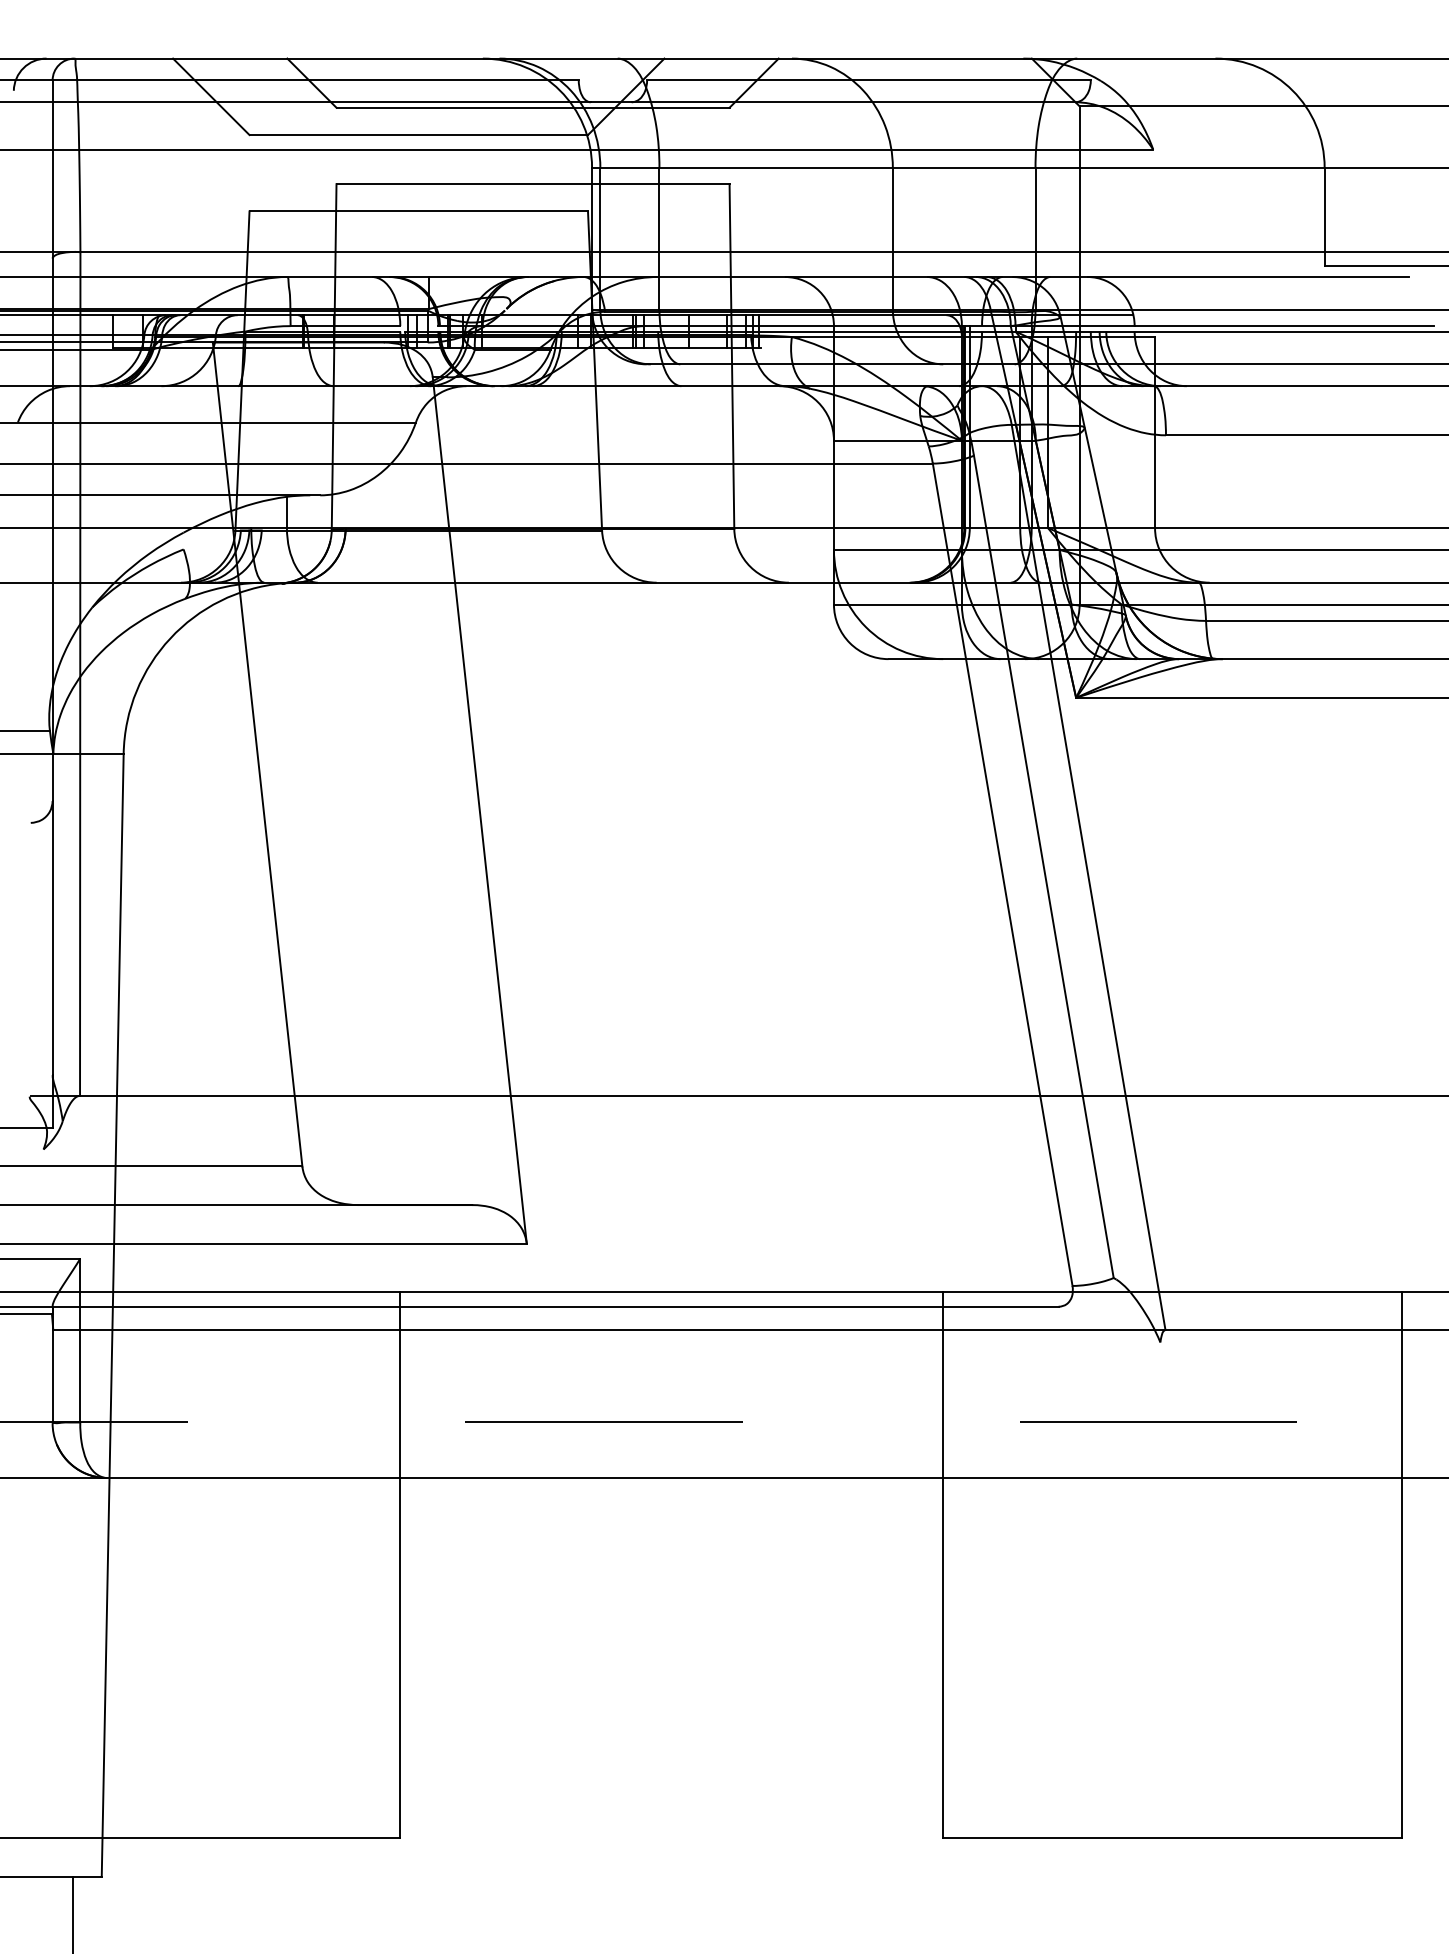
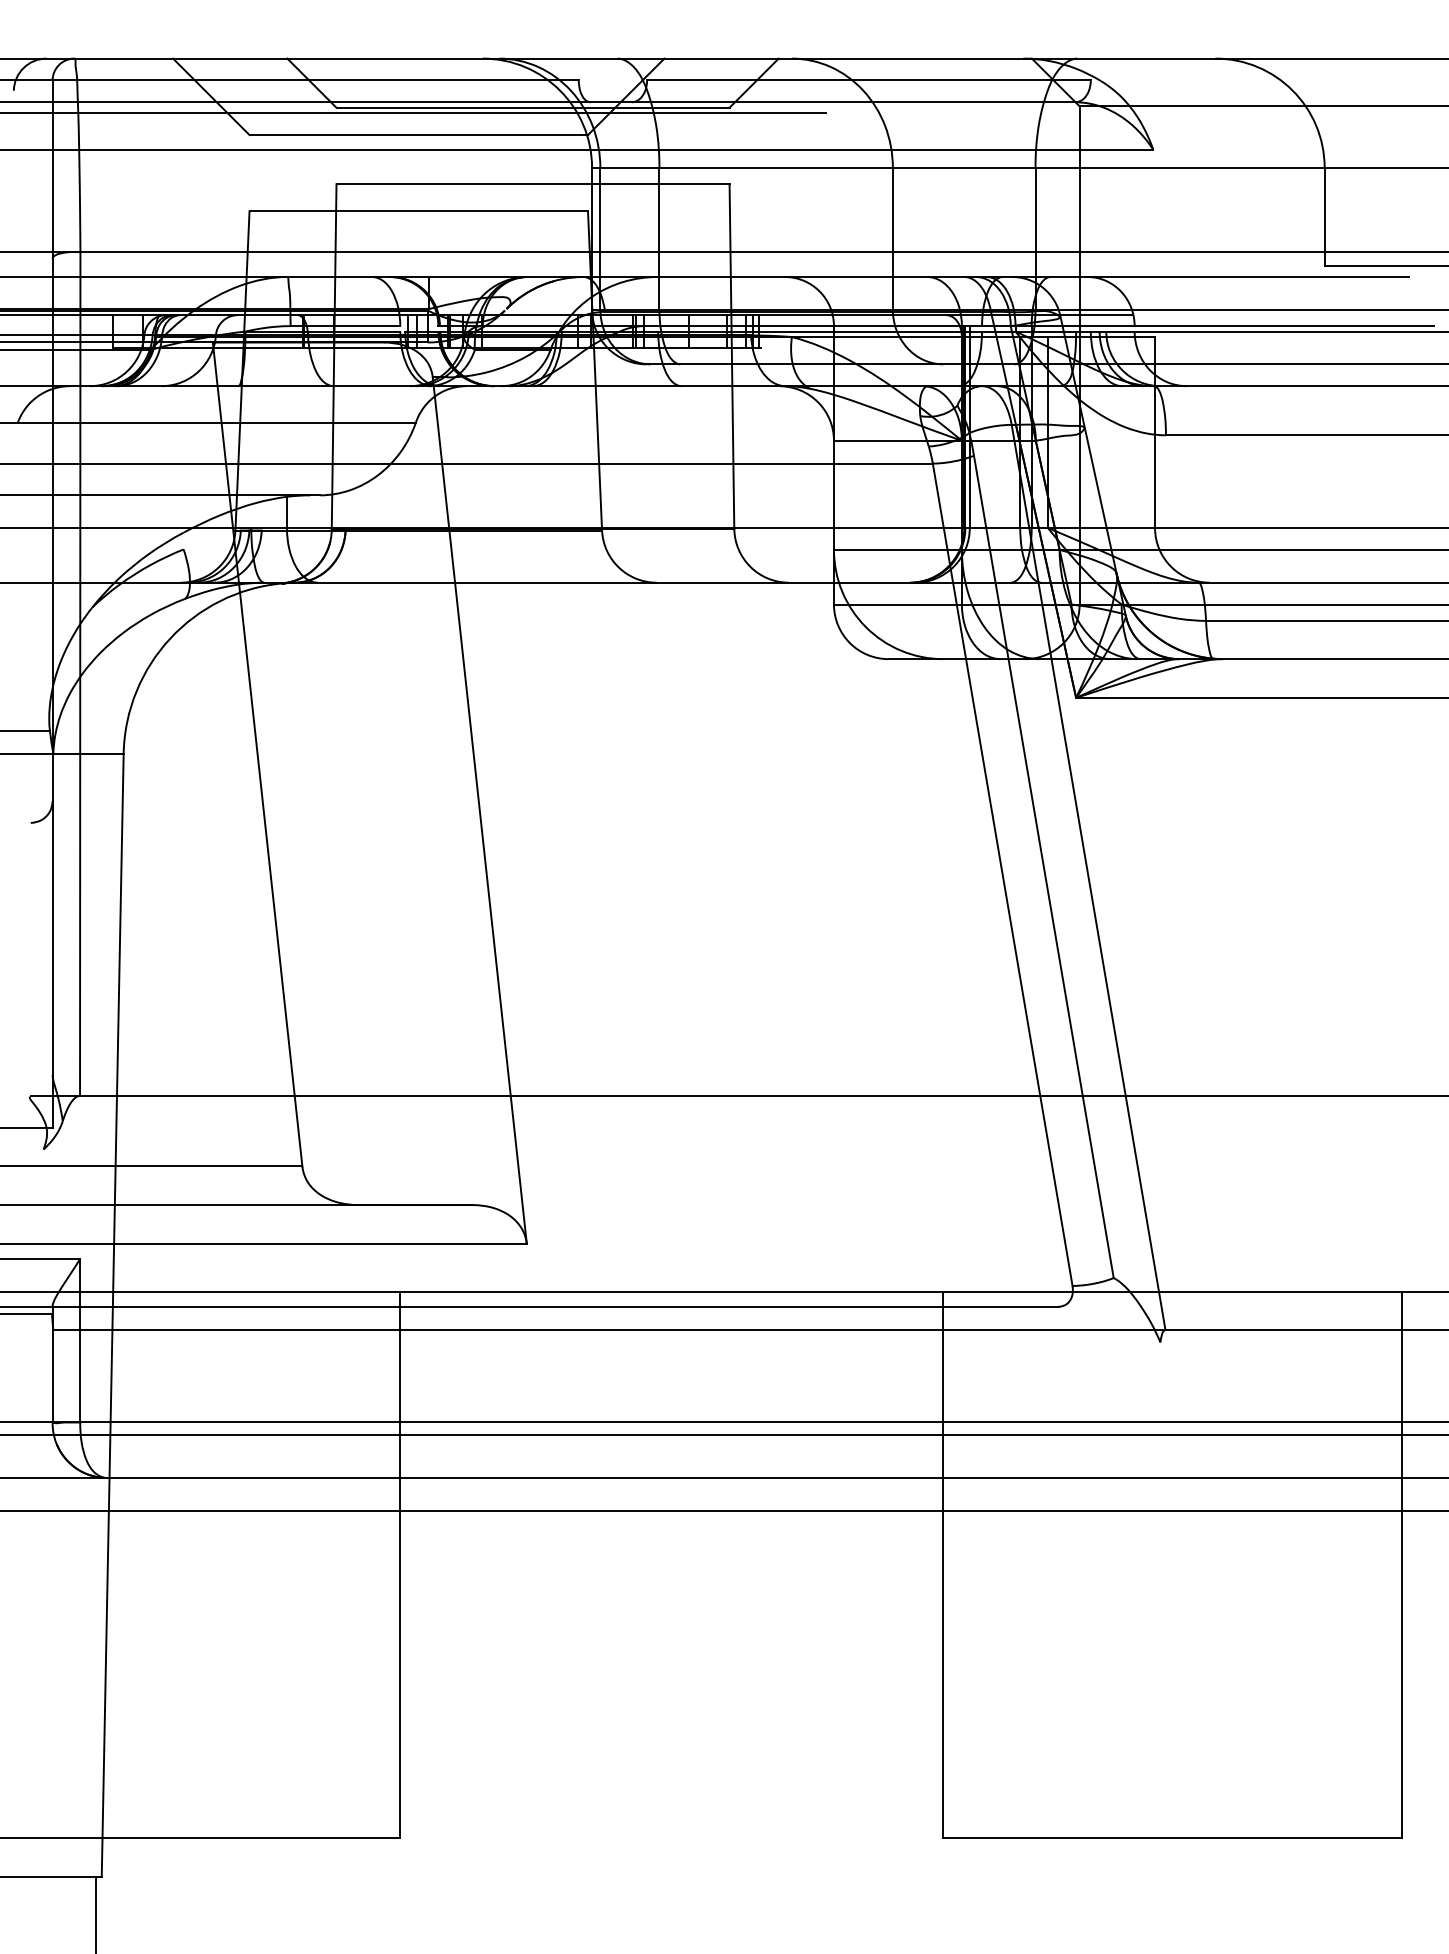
line: none -> present (413, 113)
line: dashed -> solid (723, 1422)
line: none -> present (723, 1435)
line: none -> present (723, 1510)
line position: (73, 1913) -> (96, 1913) (96, 1913)
